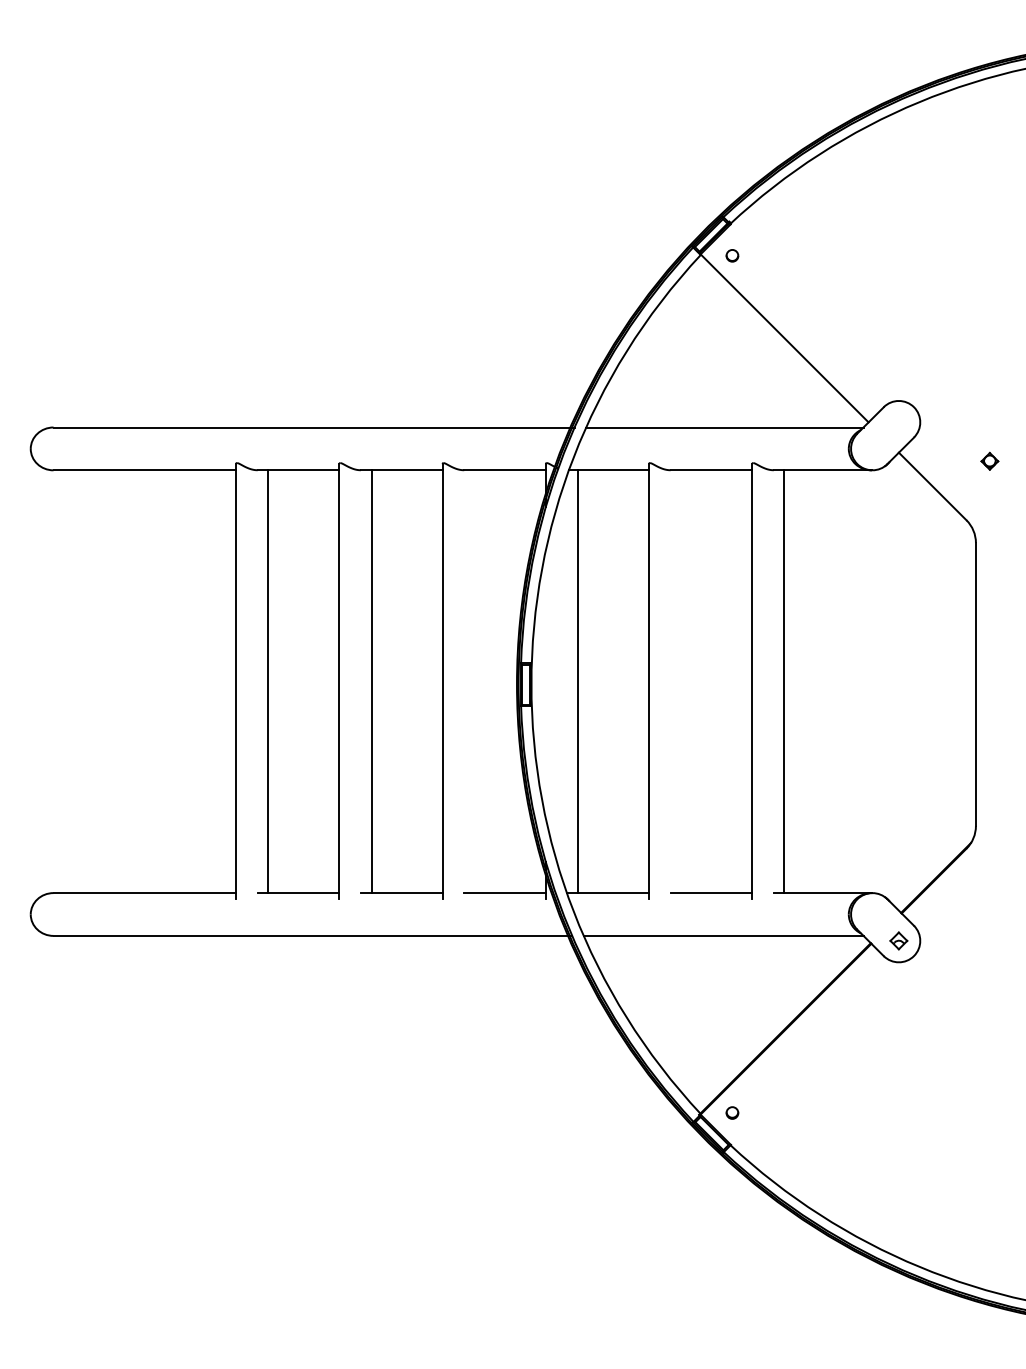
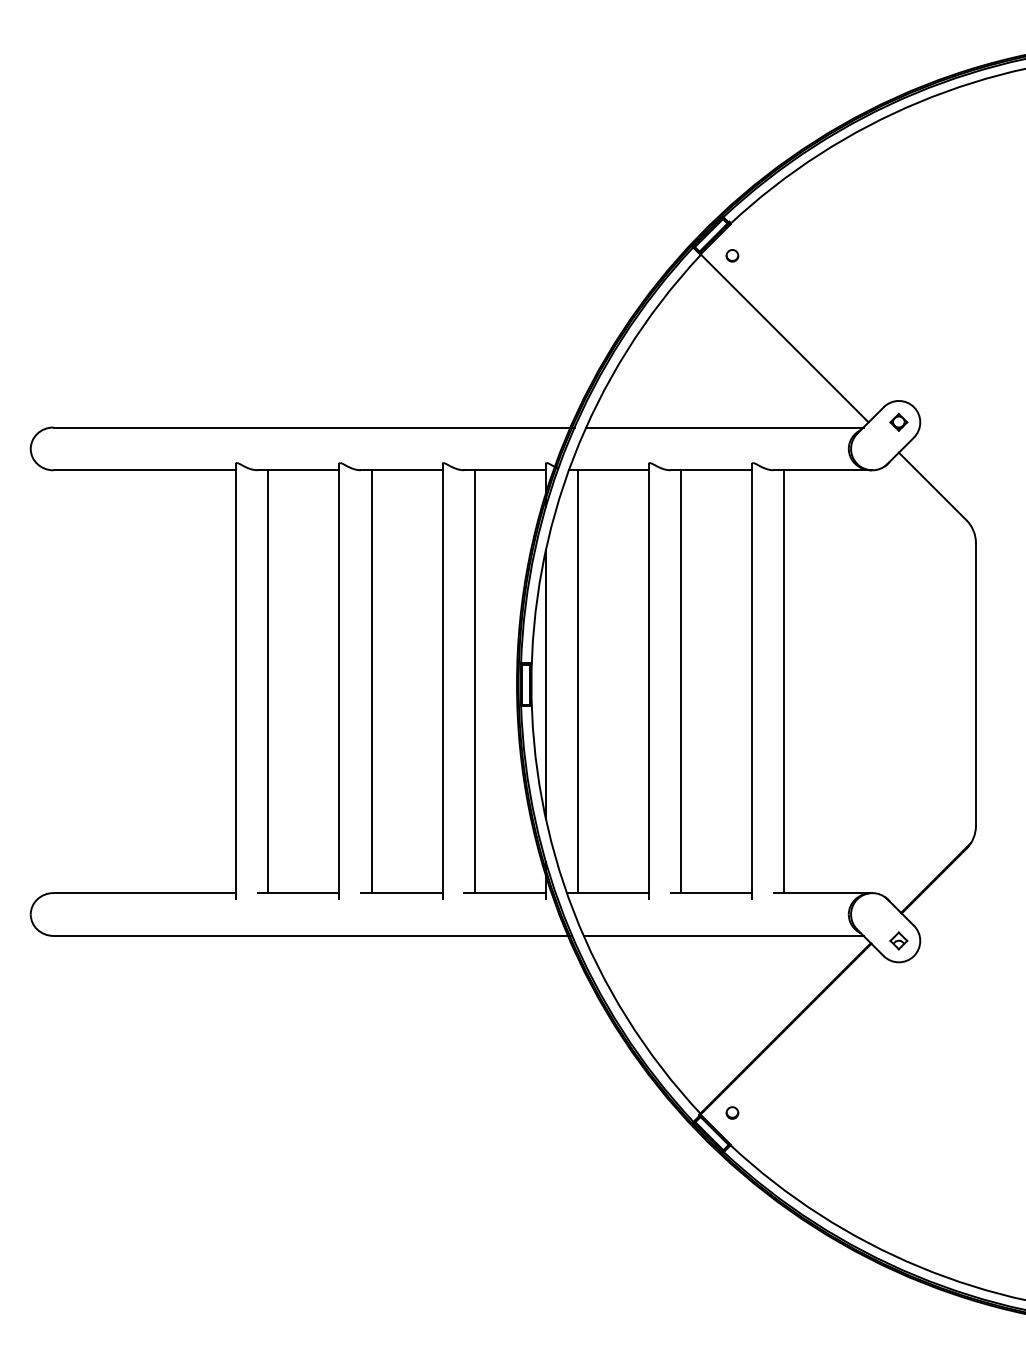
part position: (989, 460) -> (898, 421) (898, 421)
line: none -> present (474, 681)
line: none -> present (681, 681)
line: none -> present (545, 684)
